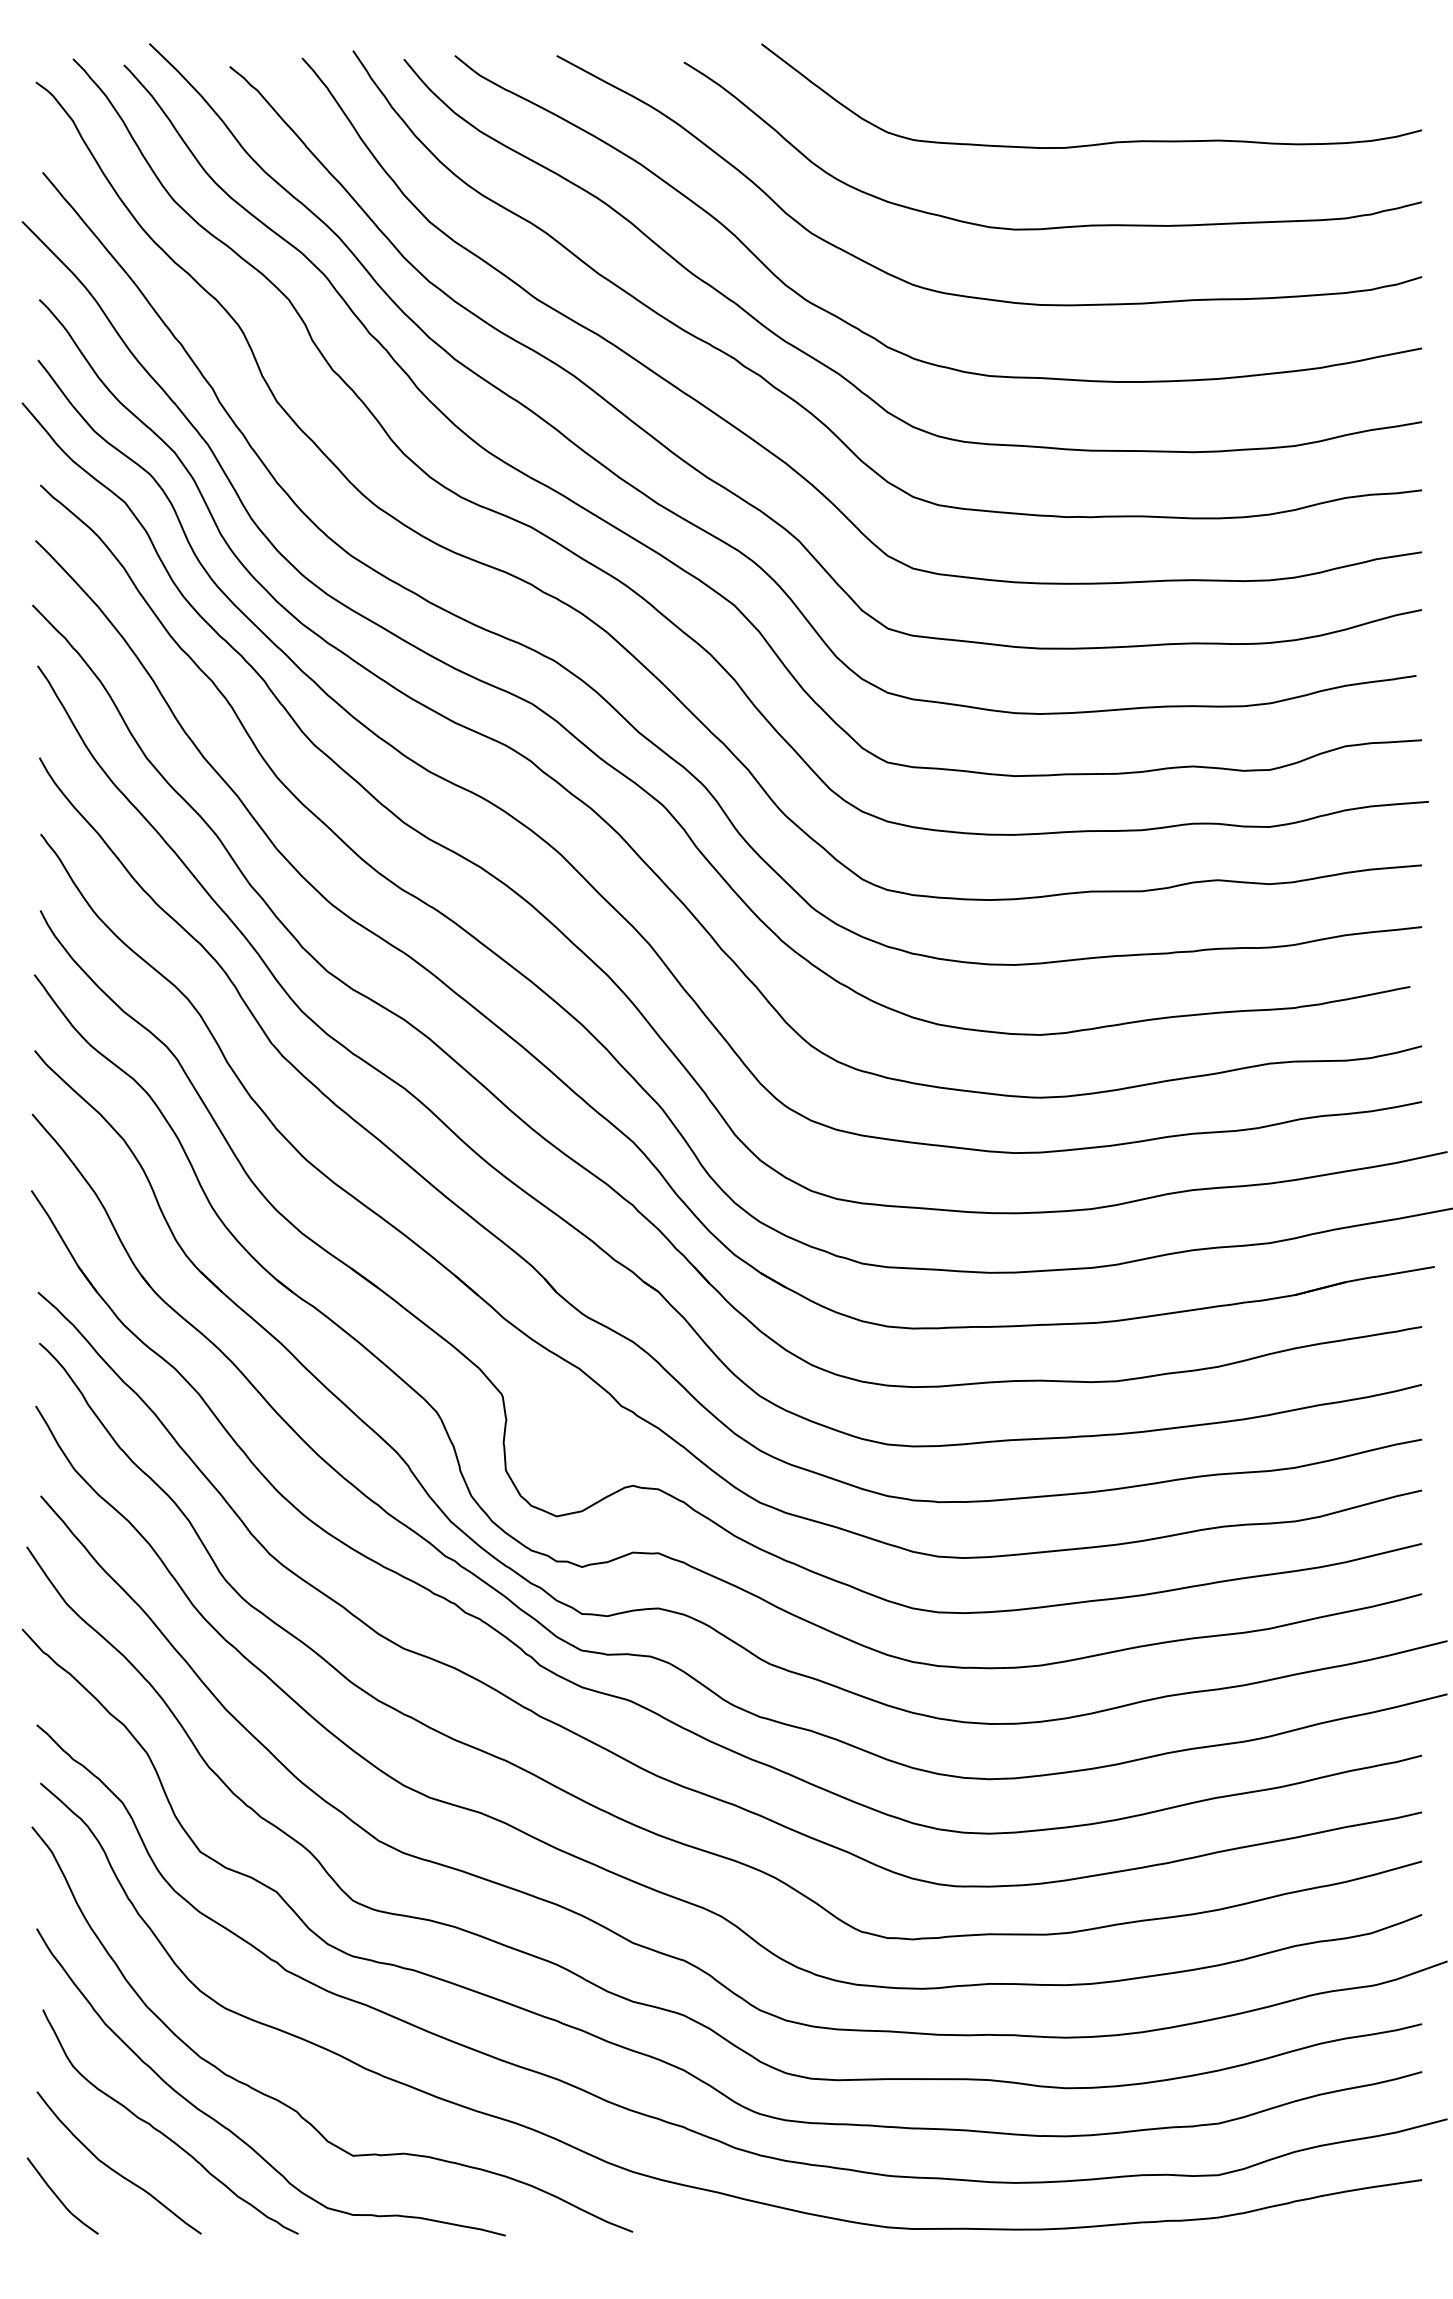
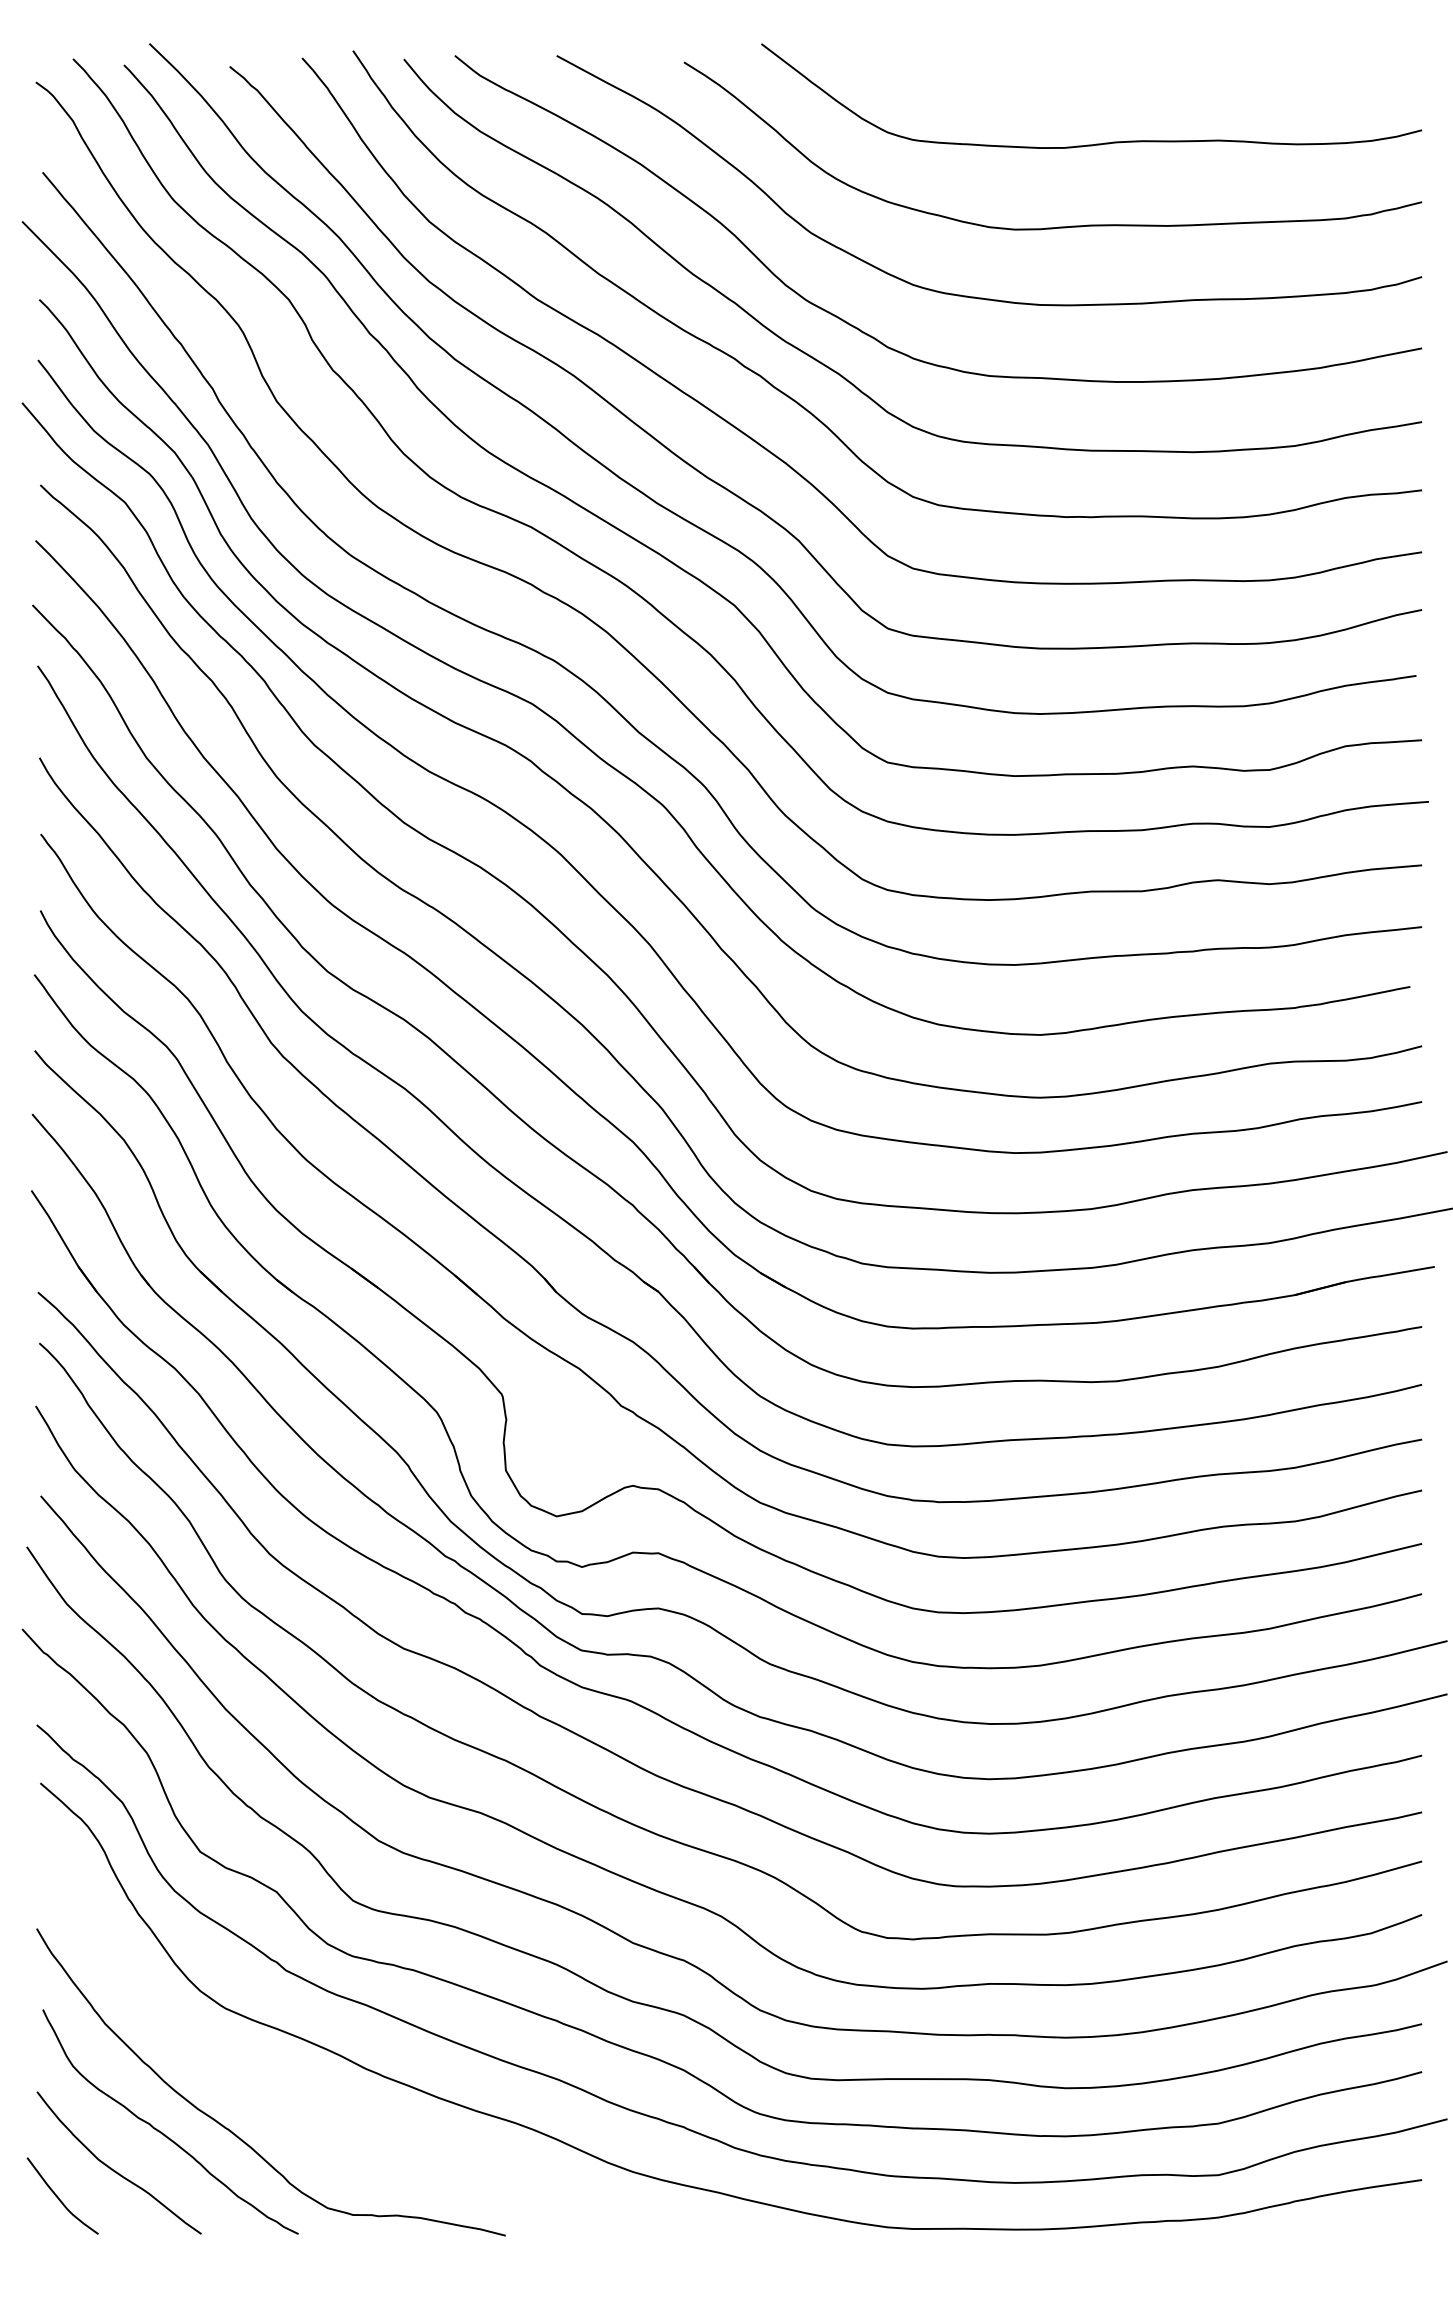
curve: present -> none (285, 2103)
